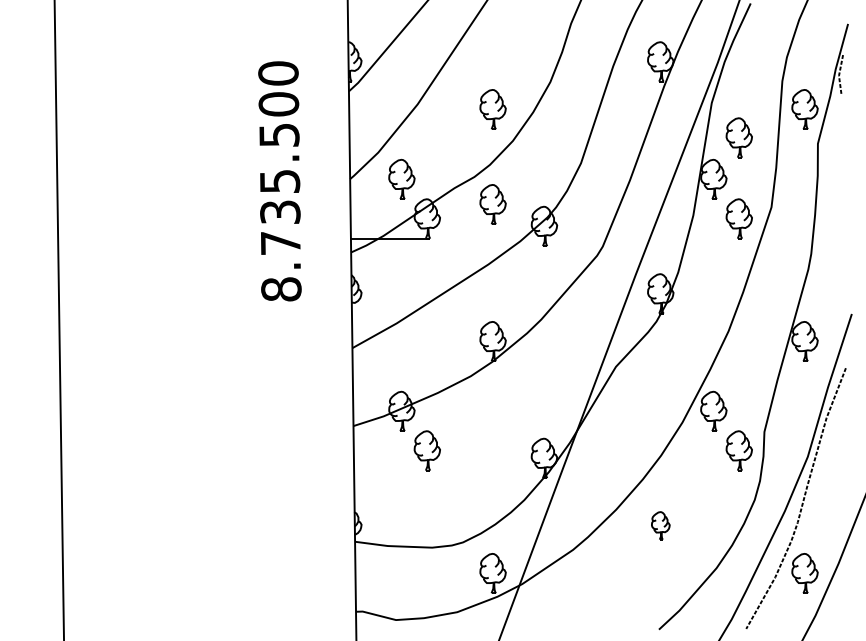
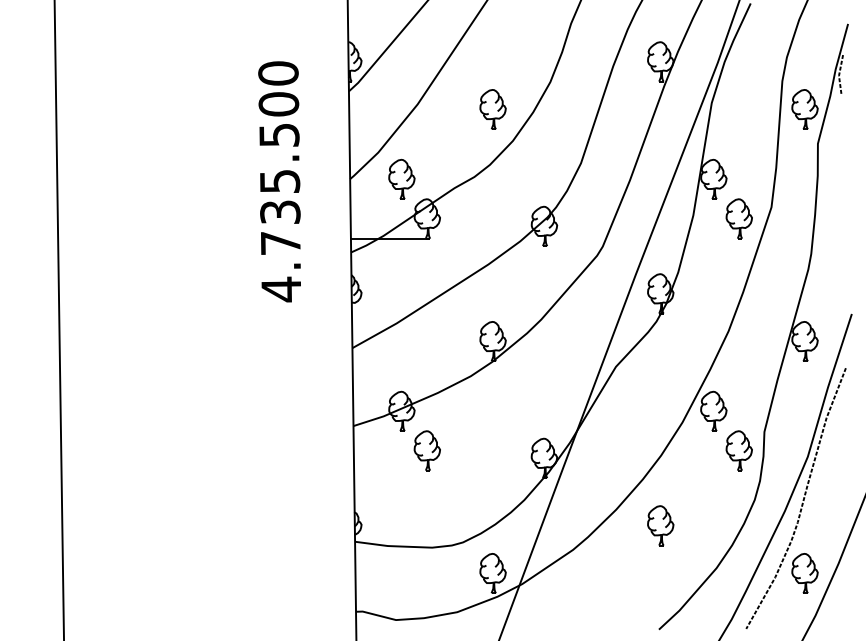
part: present -> none (738, 137)
part: present -> none (492, 204)
text: 8.735.500 -> 4.735.500 (281, 289)
part size: 20x30 px -> 28x42 px (660, 525)
